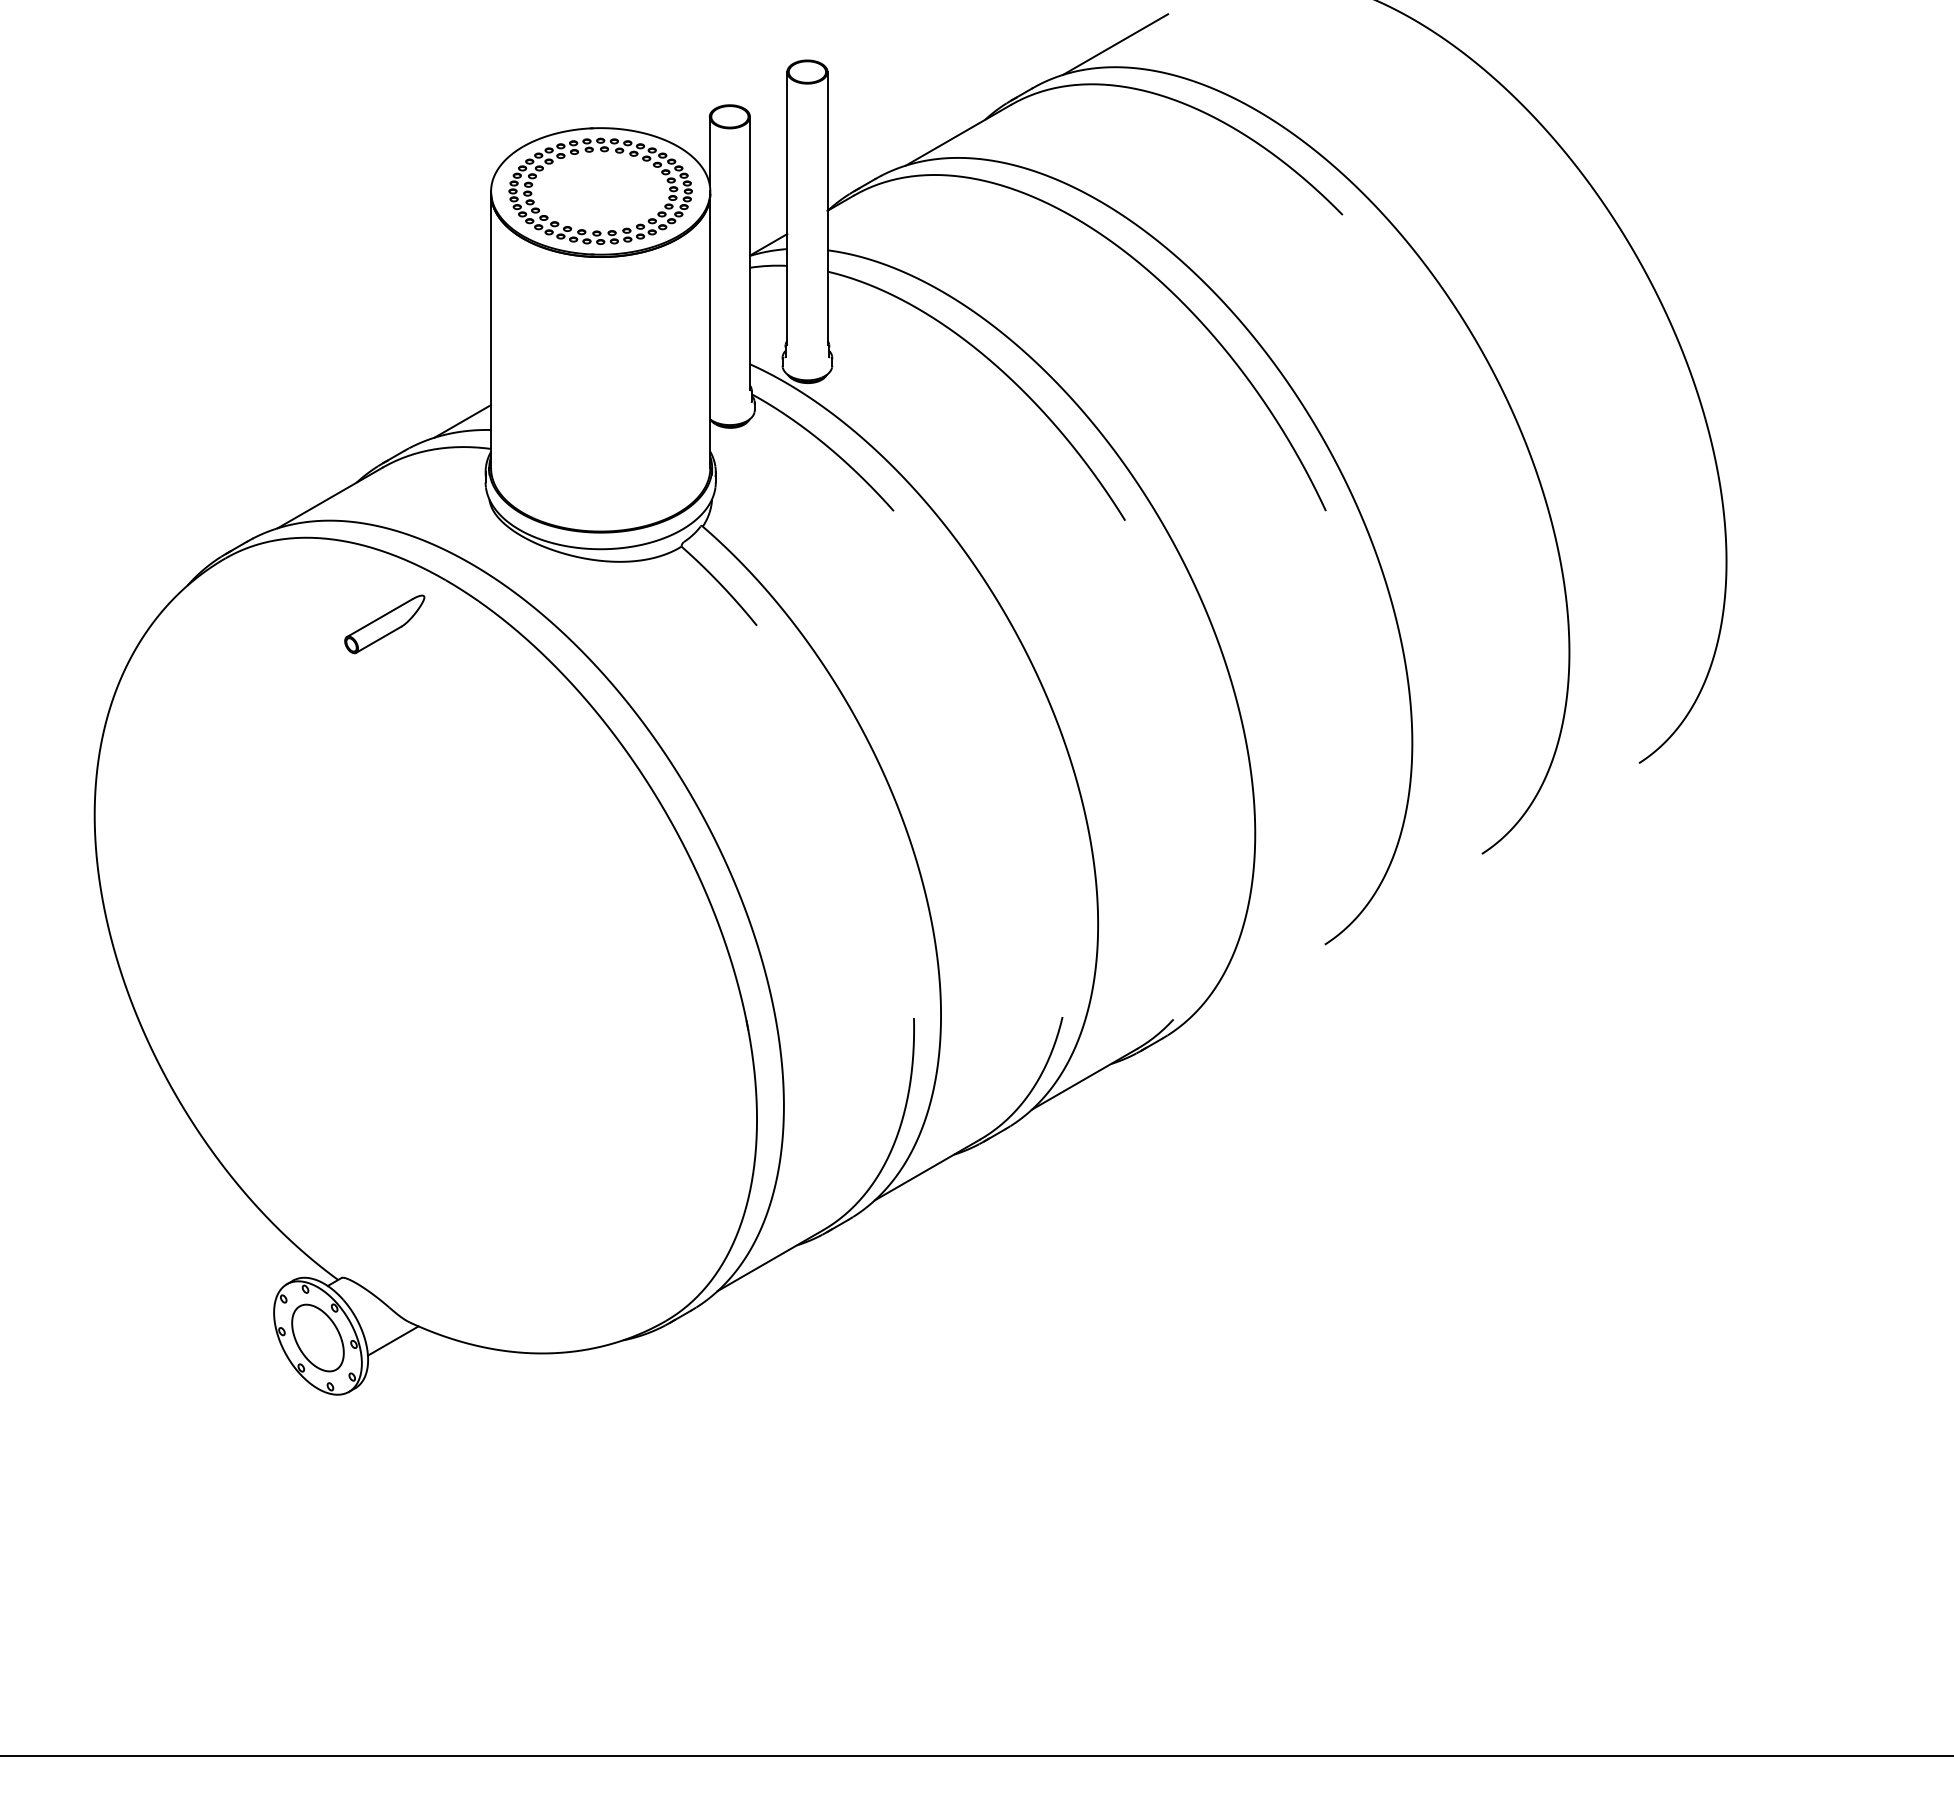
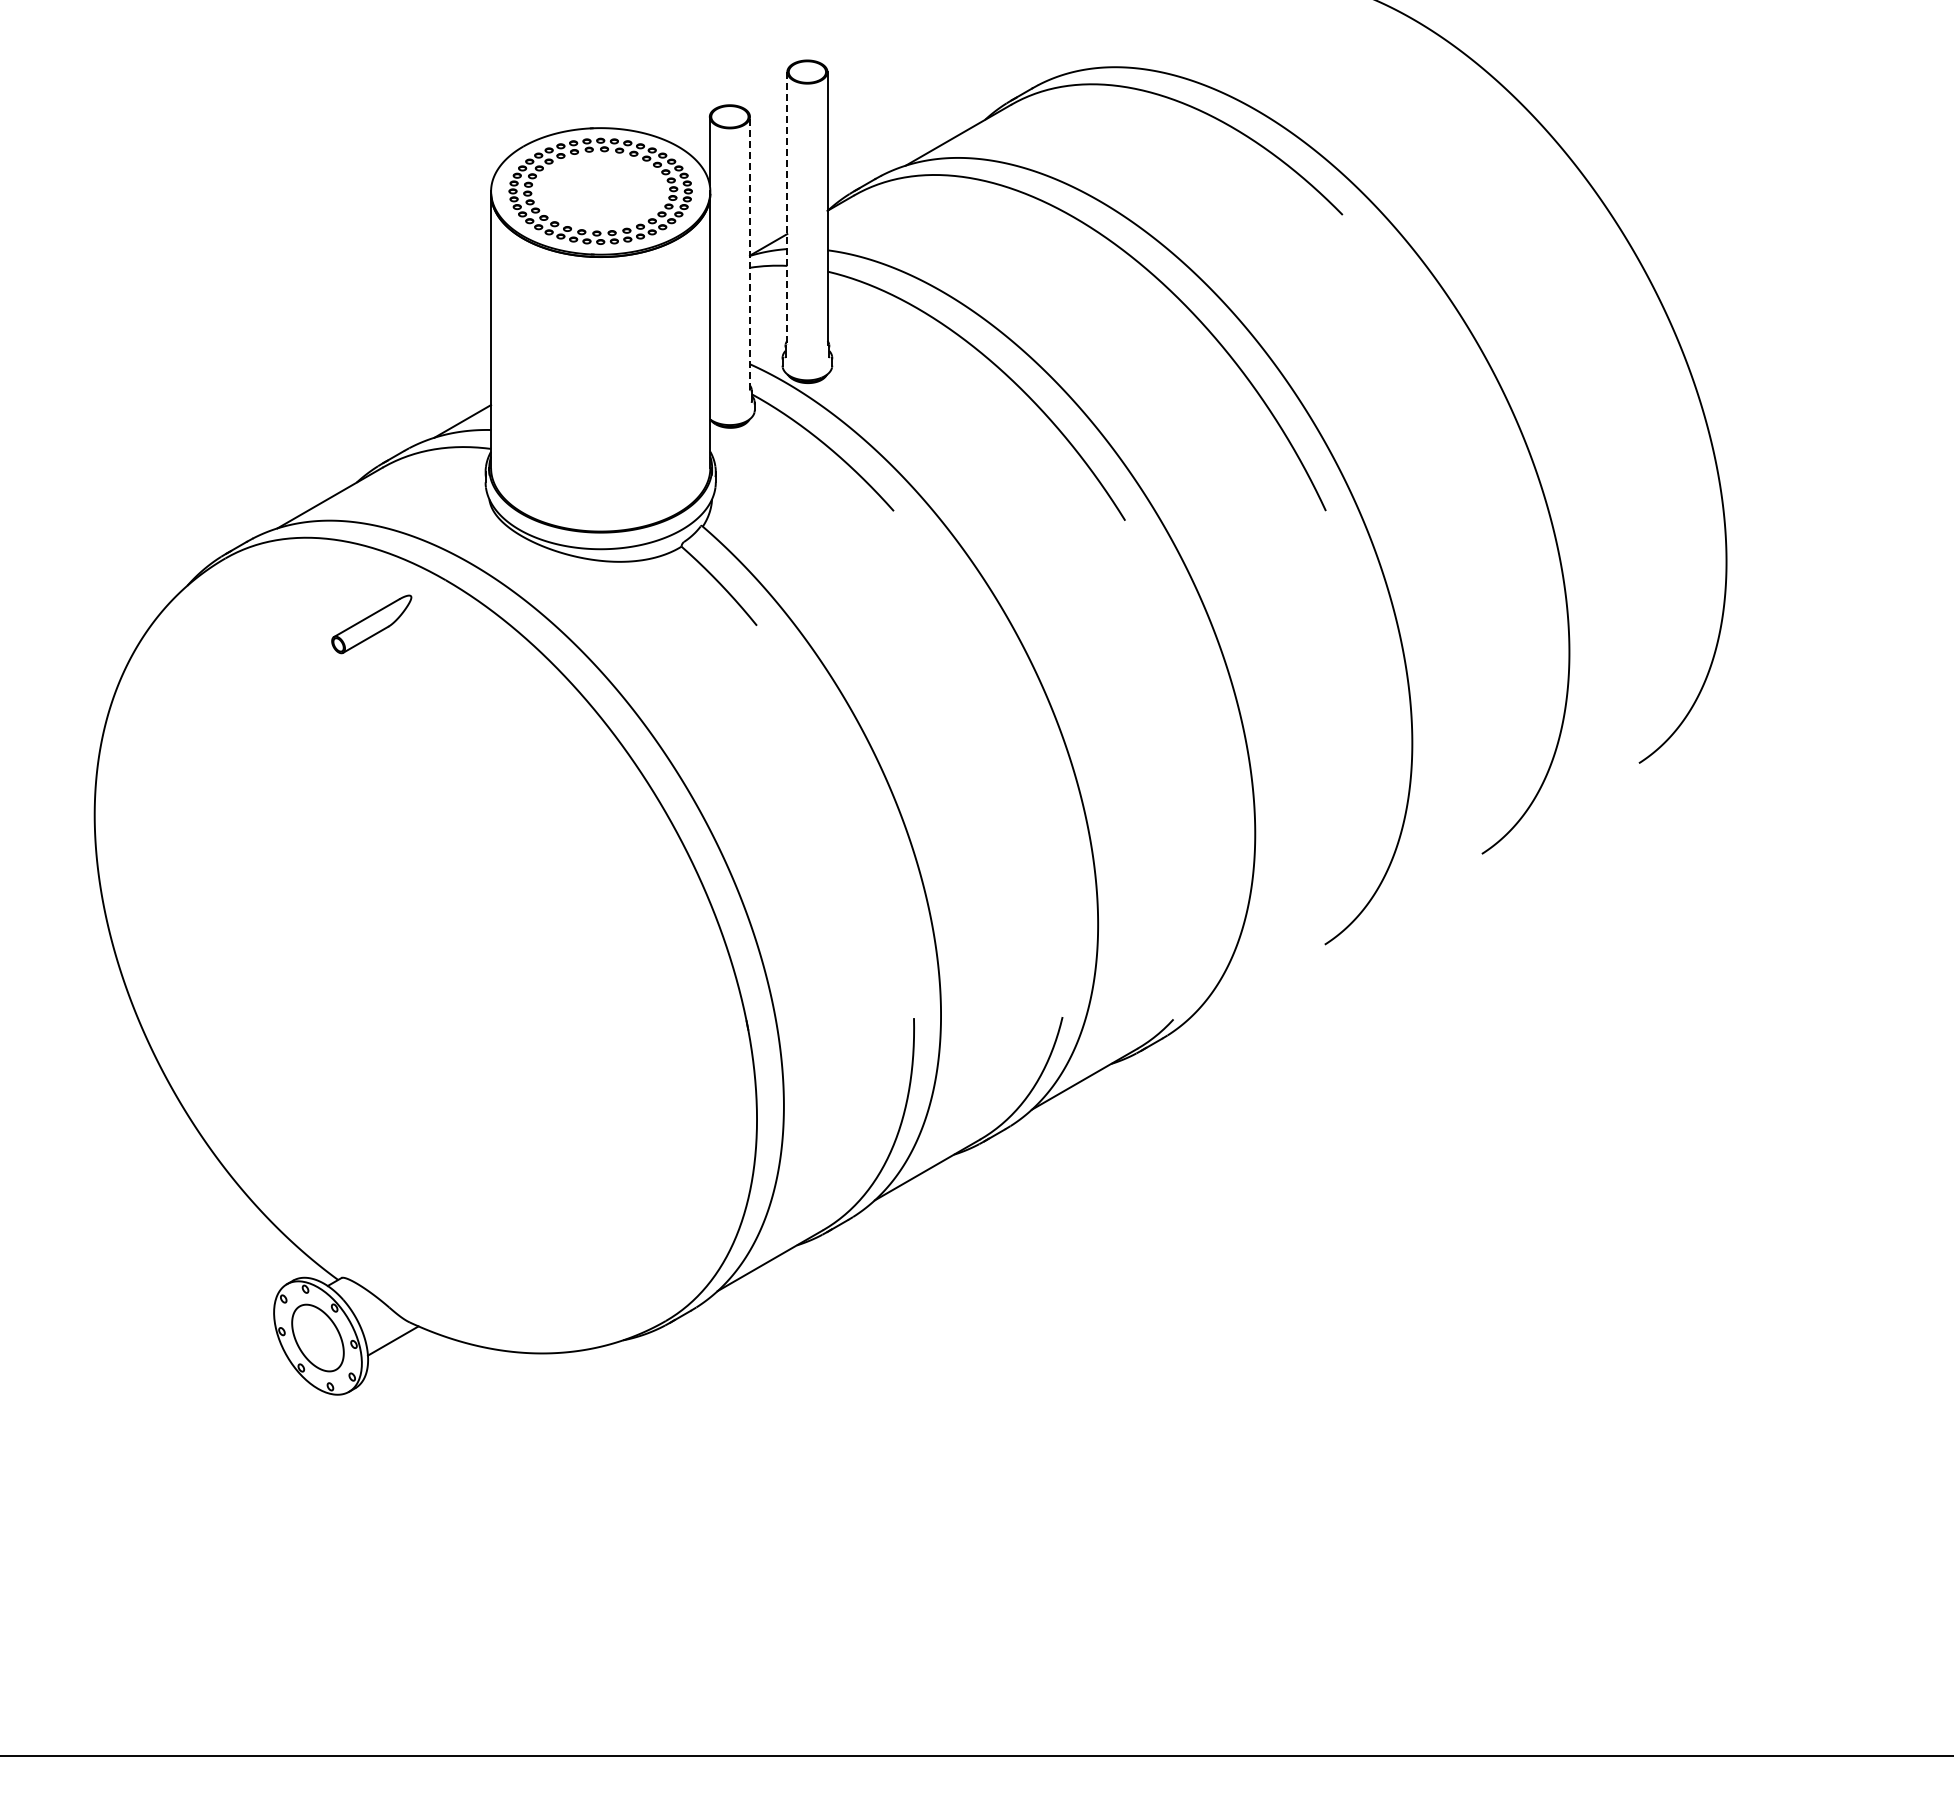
line: present -> none (1115, 44)
line: solid -> dashed (787, 208)
line: solid -> dashed (750, 252)
part position: (384, 624) -> (371, 624) (371, 624)
